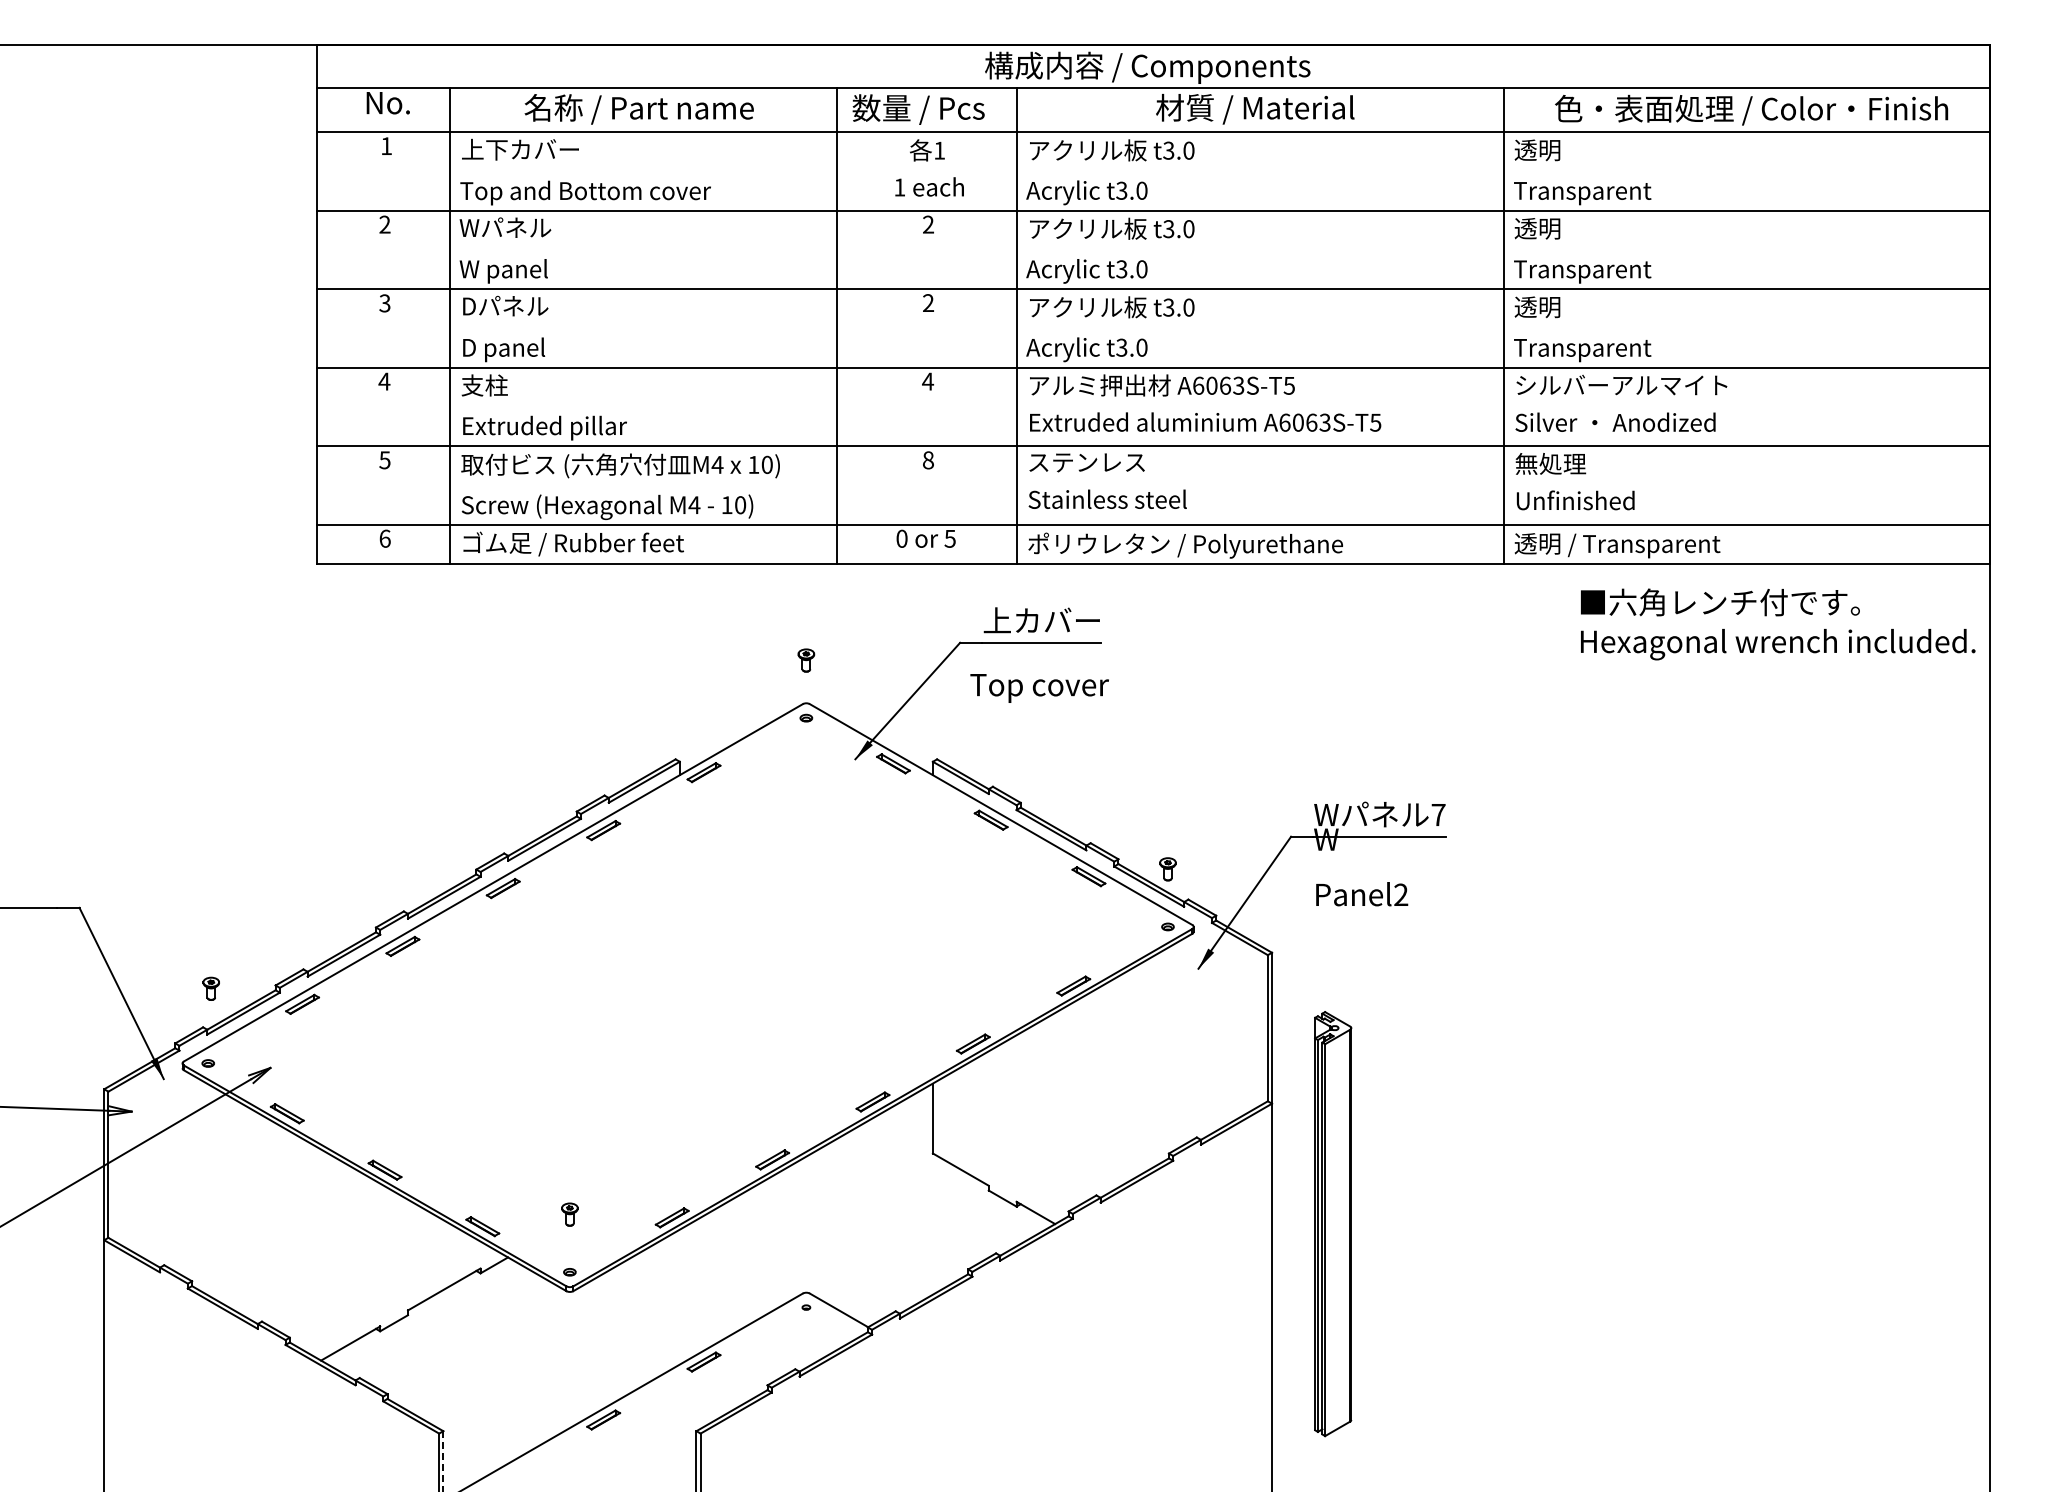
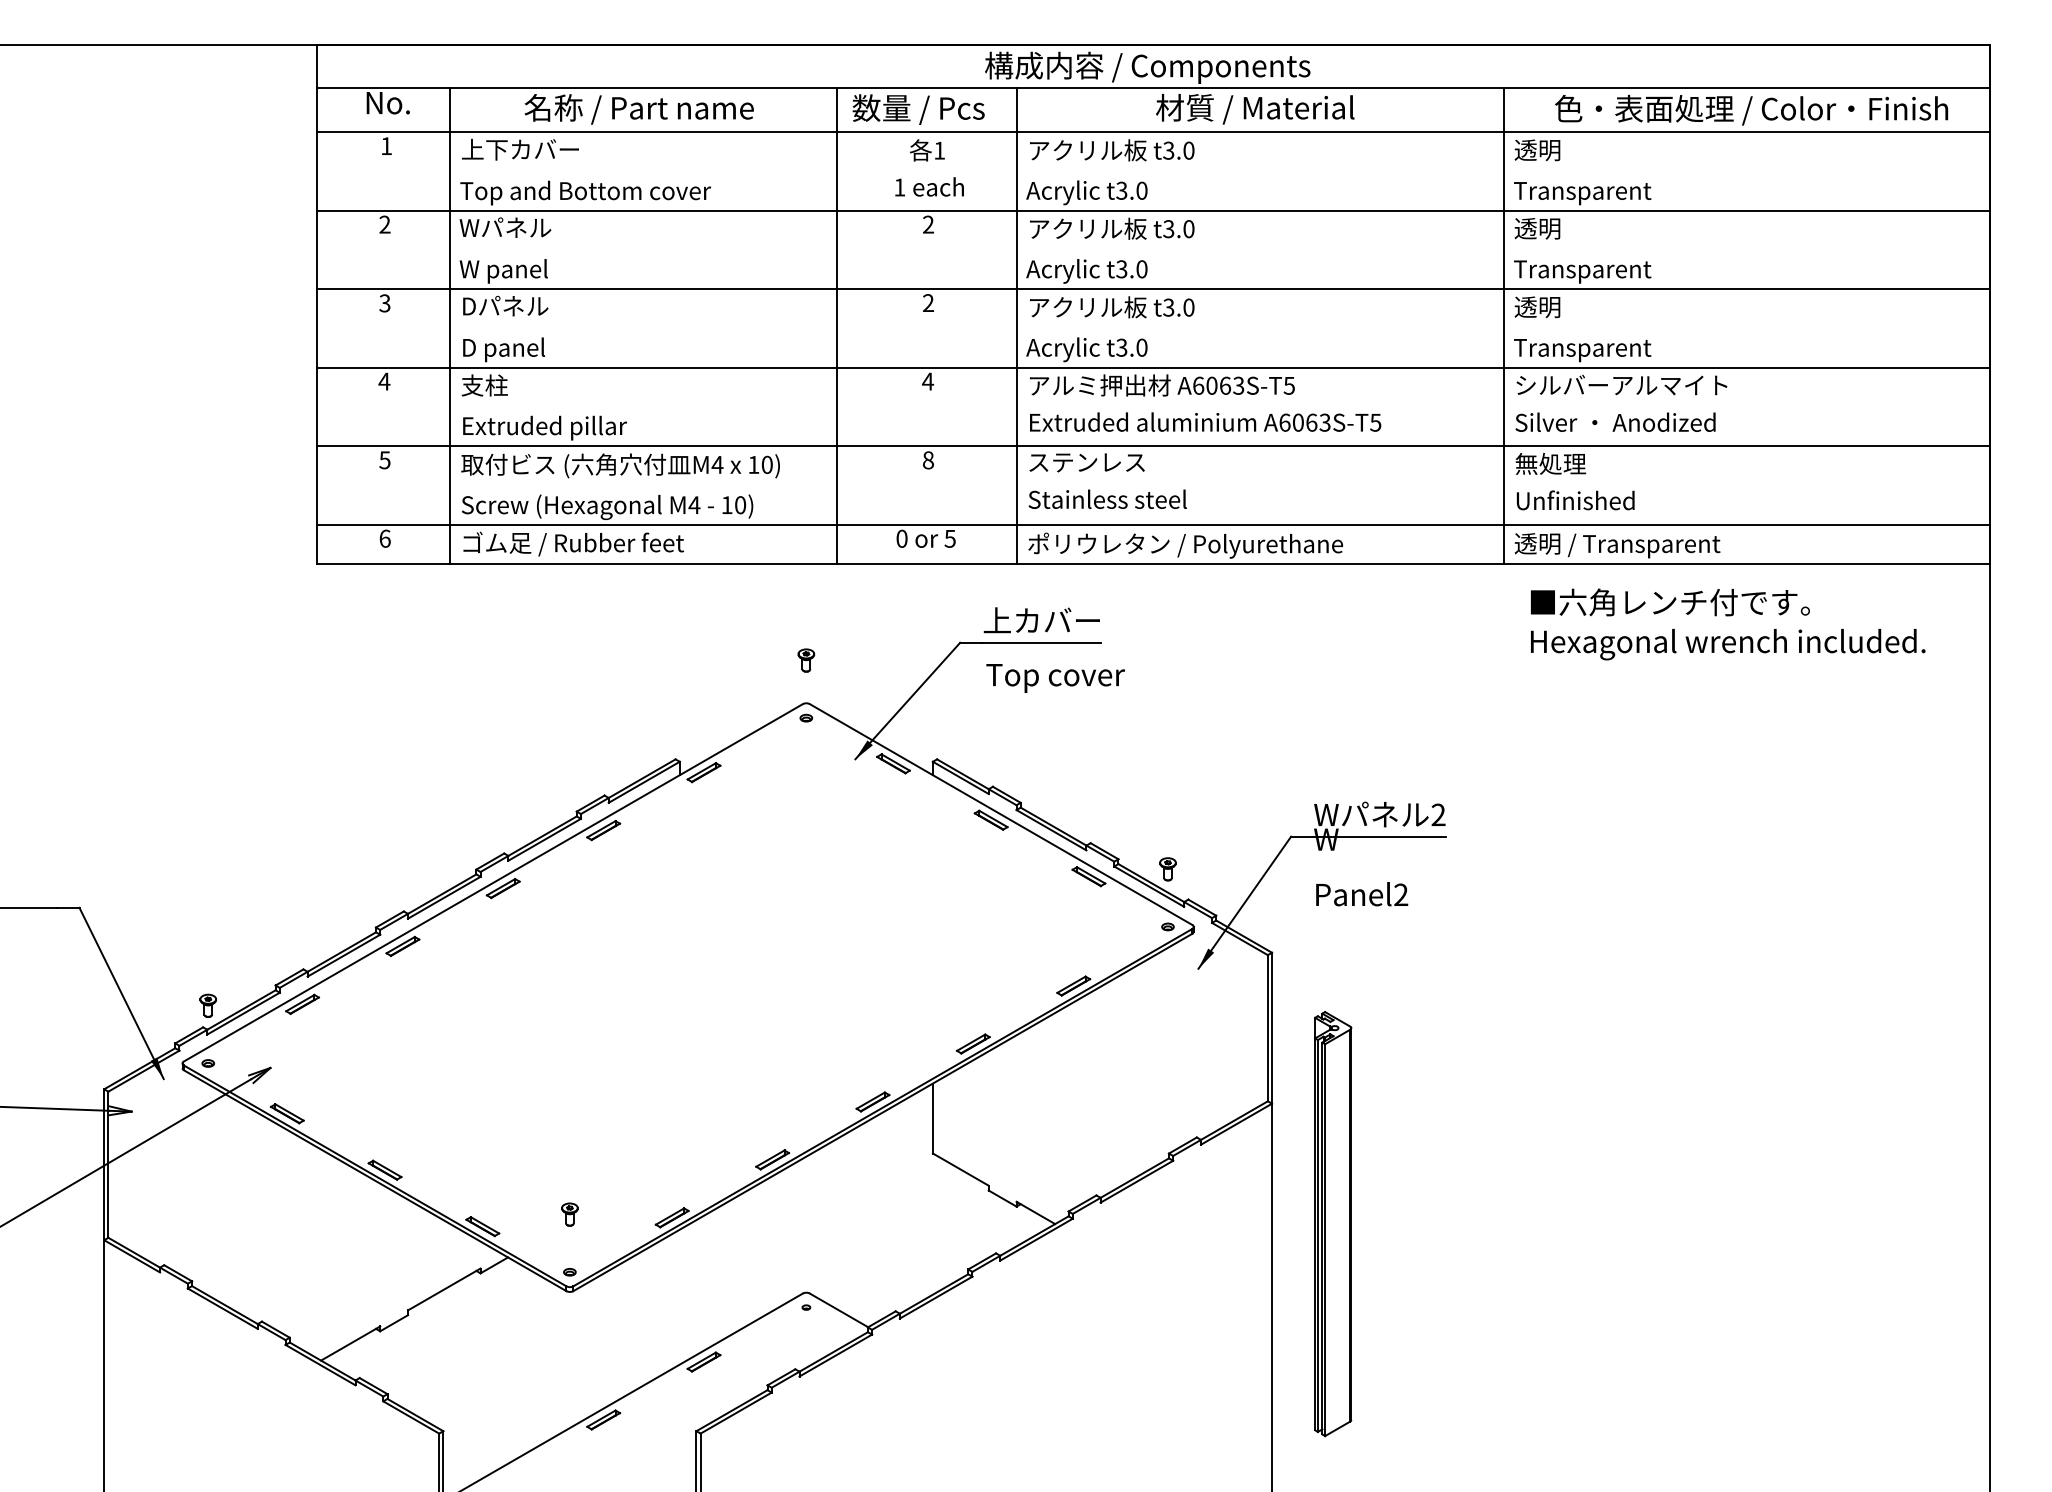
text position: (1778, 624) -> (1728, 624) (1728, 624)
text position: (1039, 688) -> (1055, 678) (1055, 678)
text: 7 -> 2 (1438, 814)
part position: (210, 988) -> (207, 1005) (207, 1005)
line: dashed -> solid (443, 1461)
